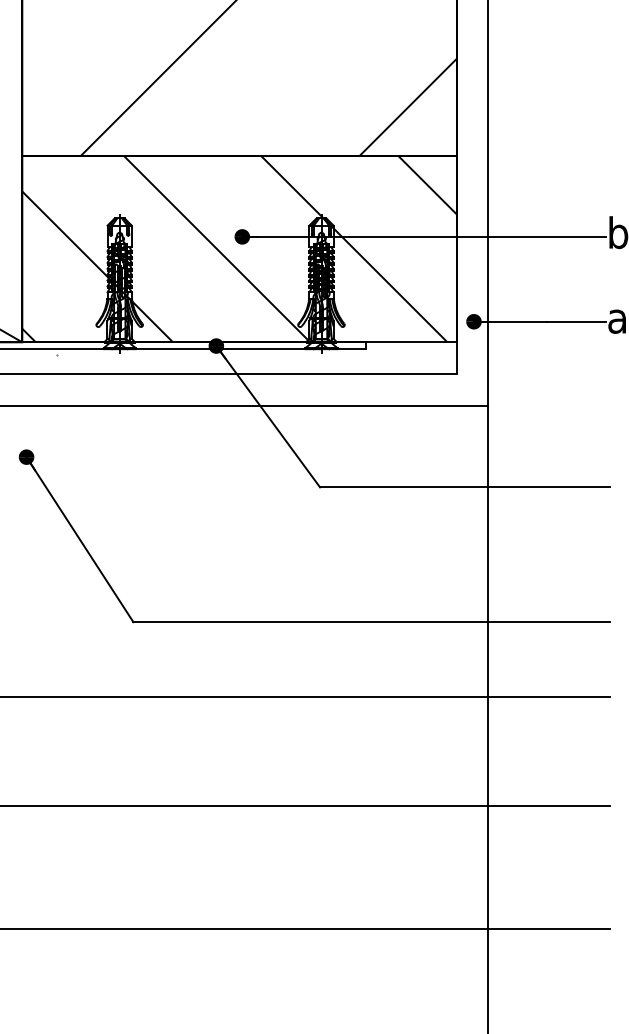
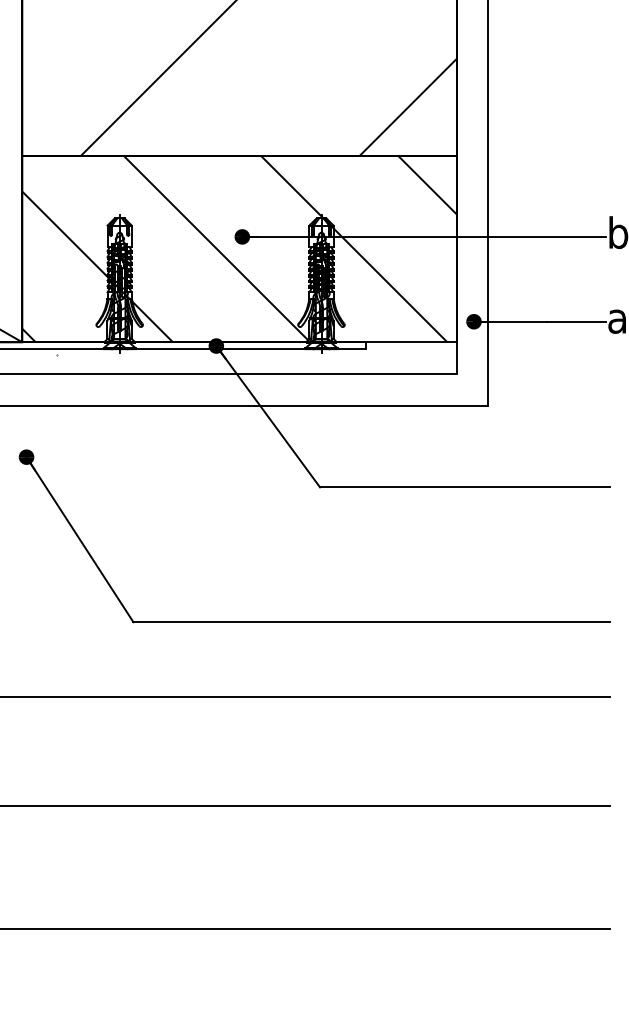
line: present -> none (488, 717)
